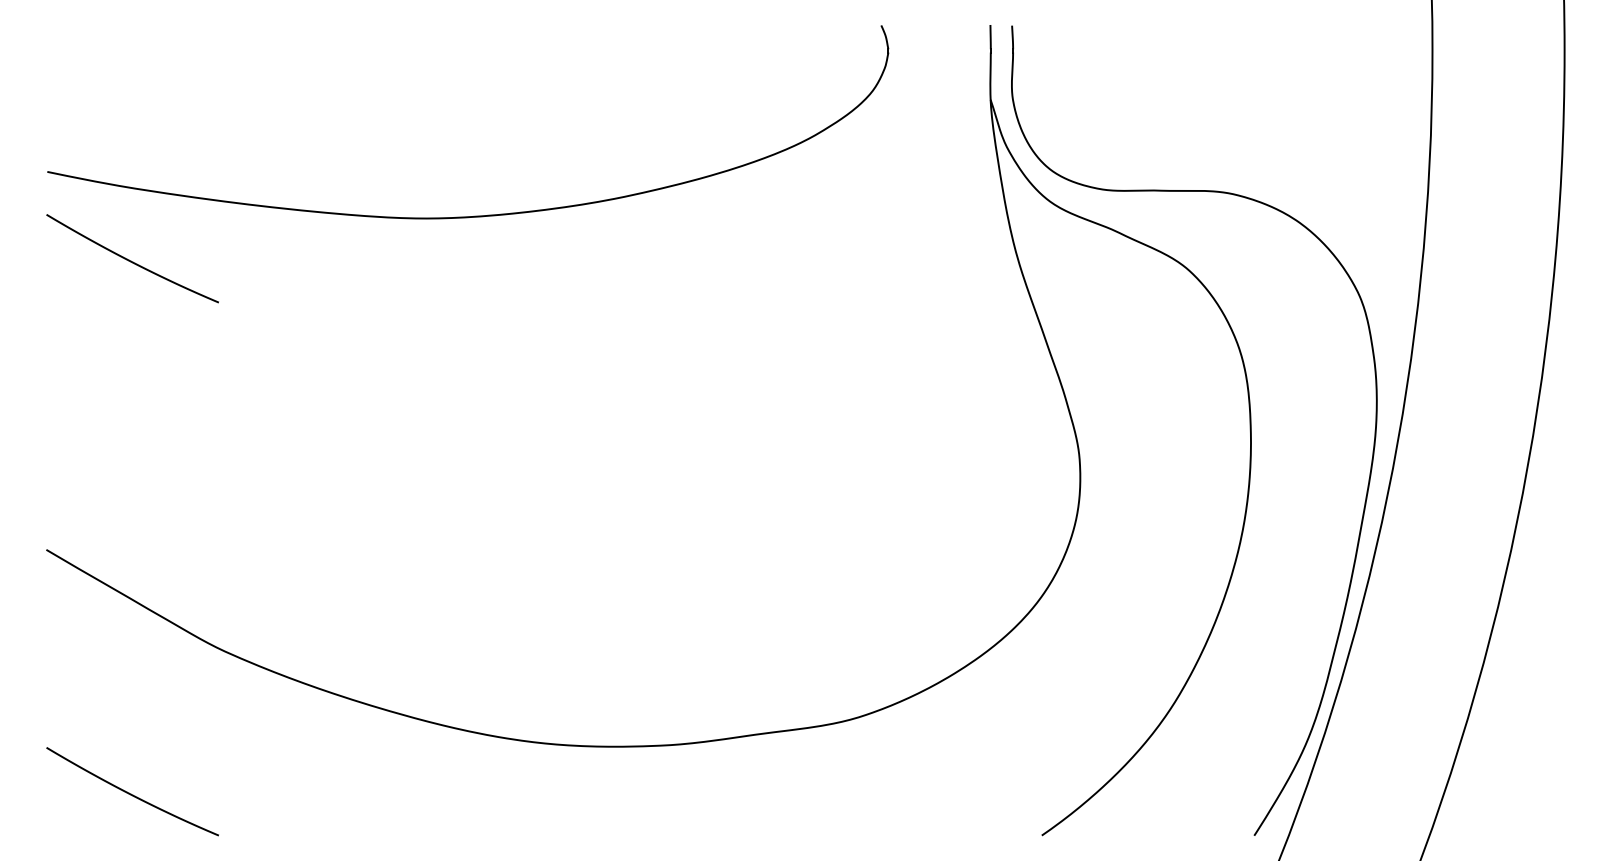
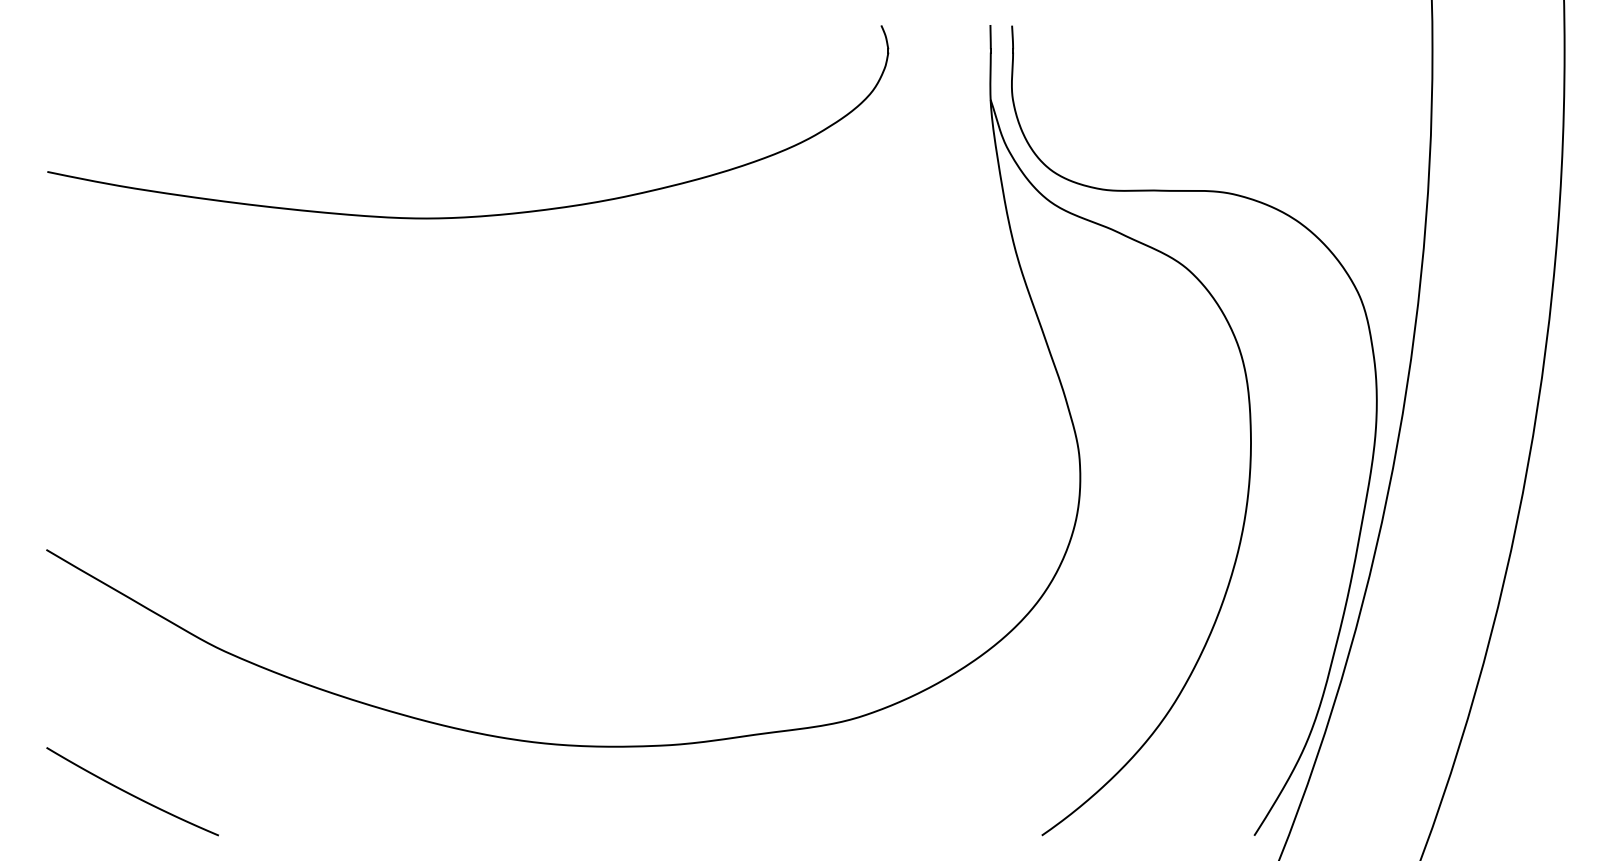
curve: present -> none (131, 260)
